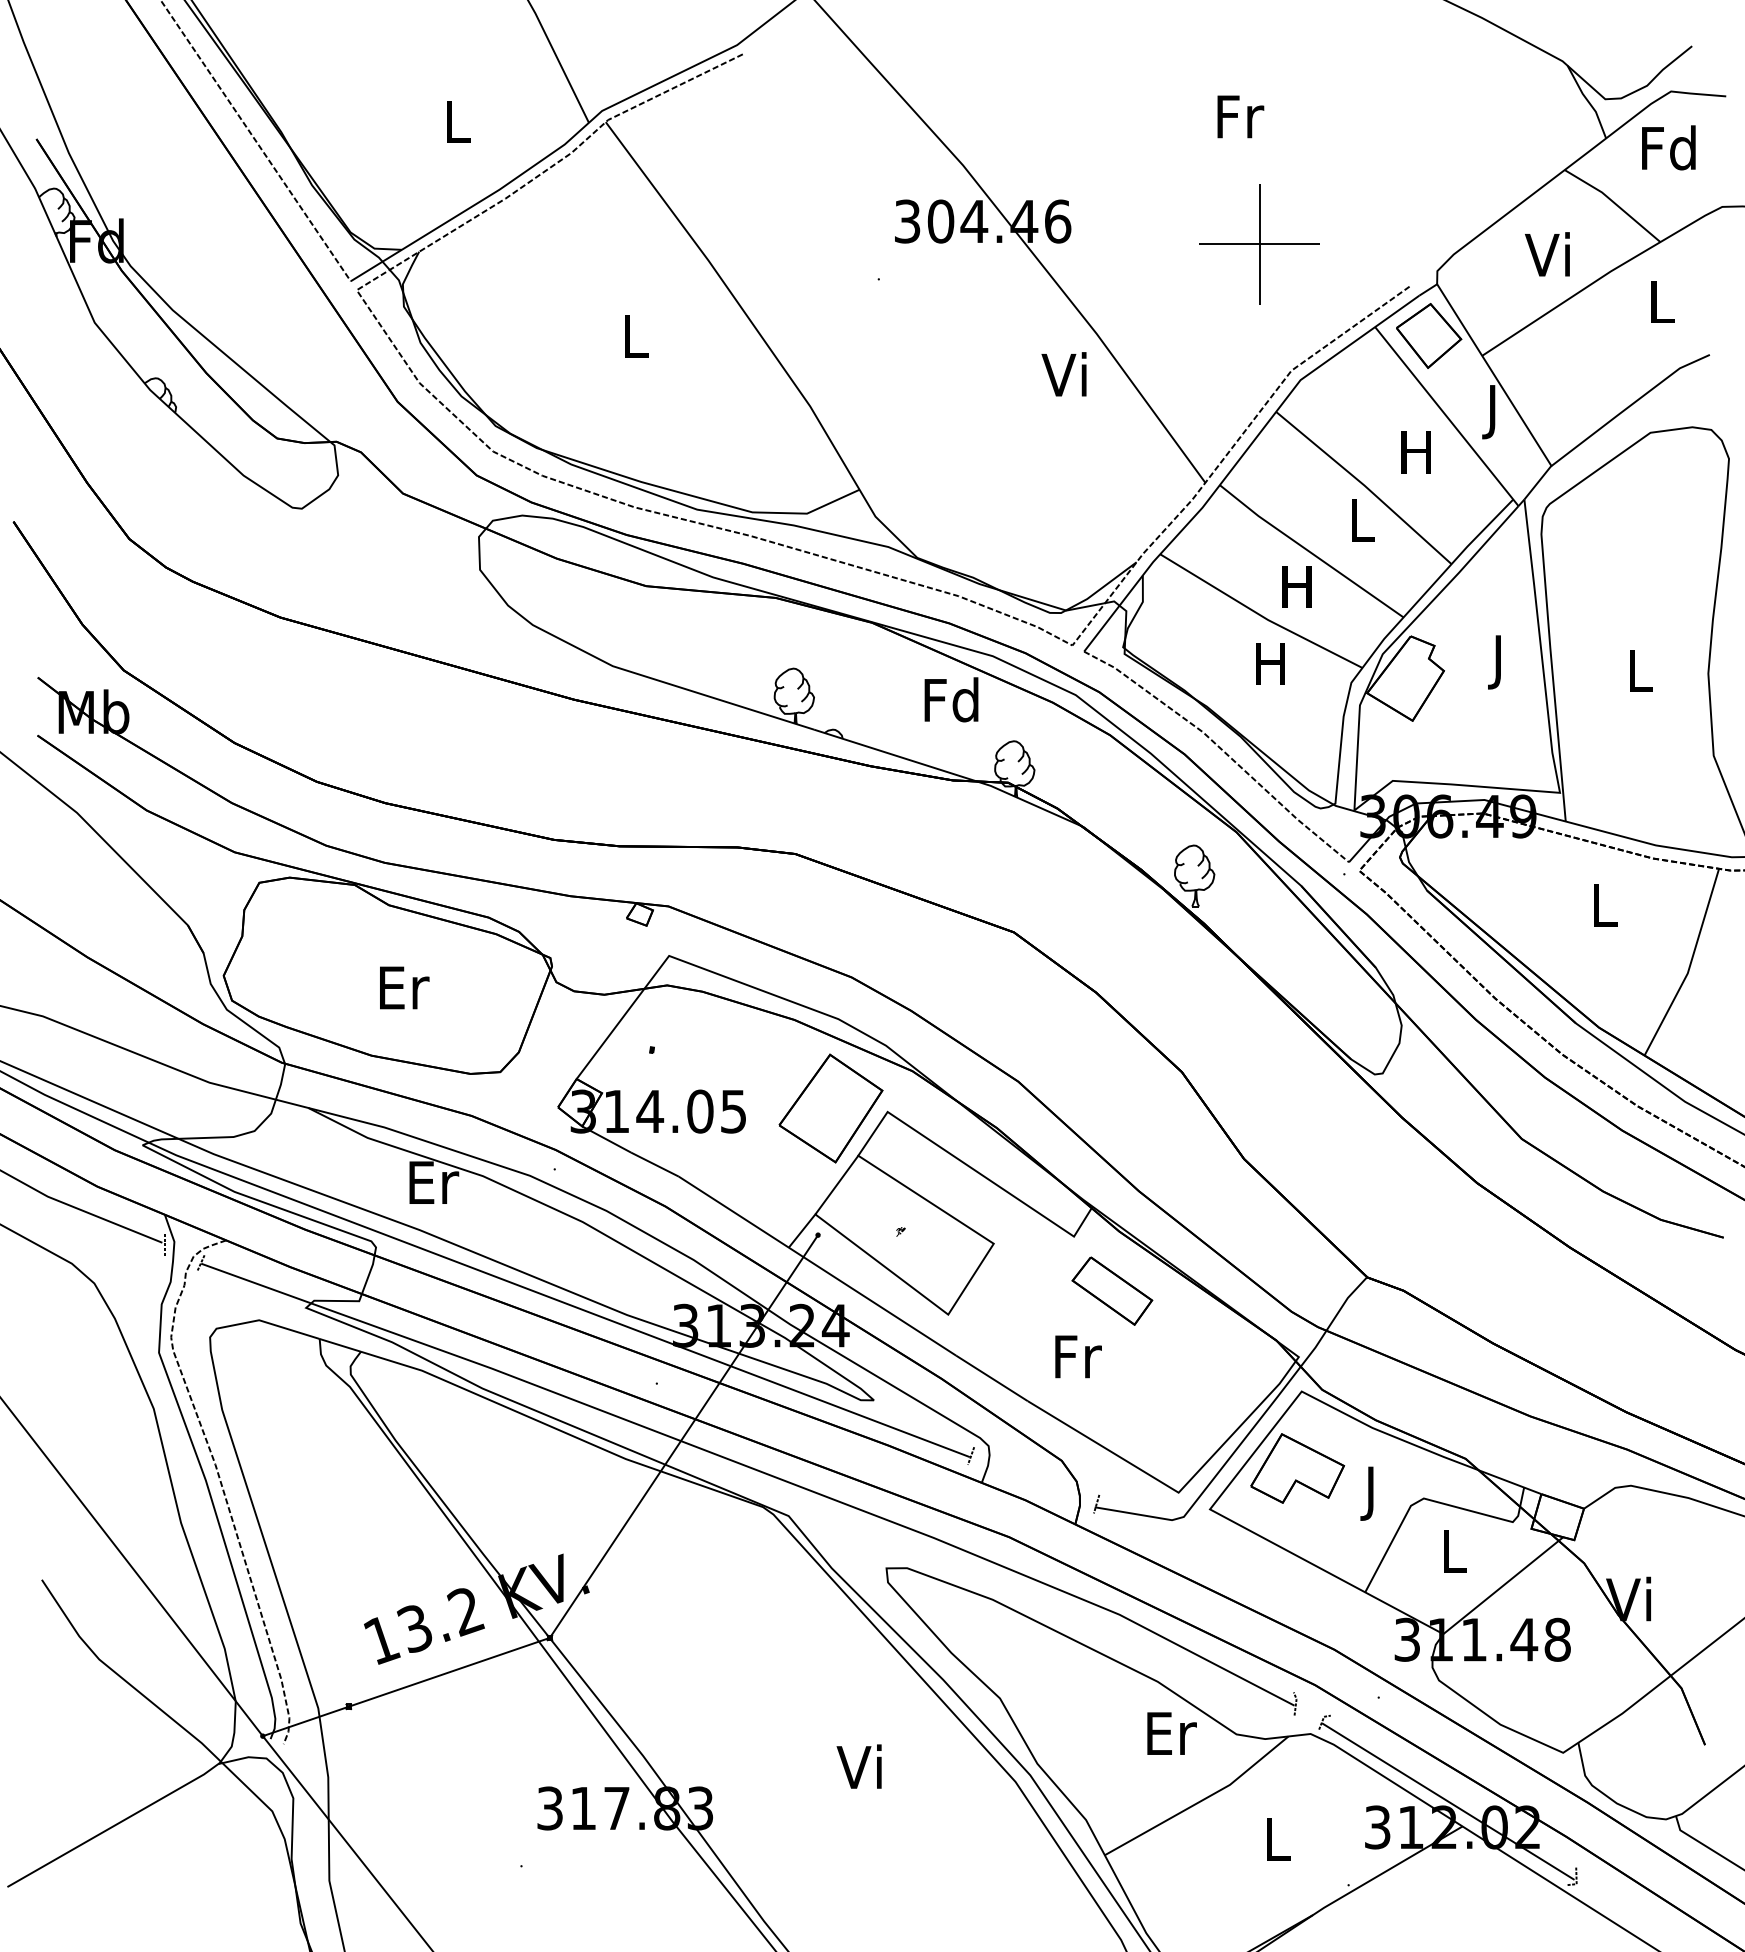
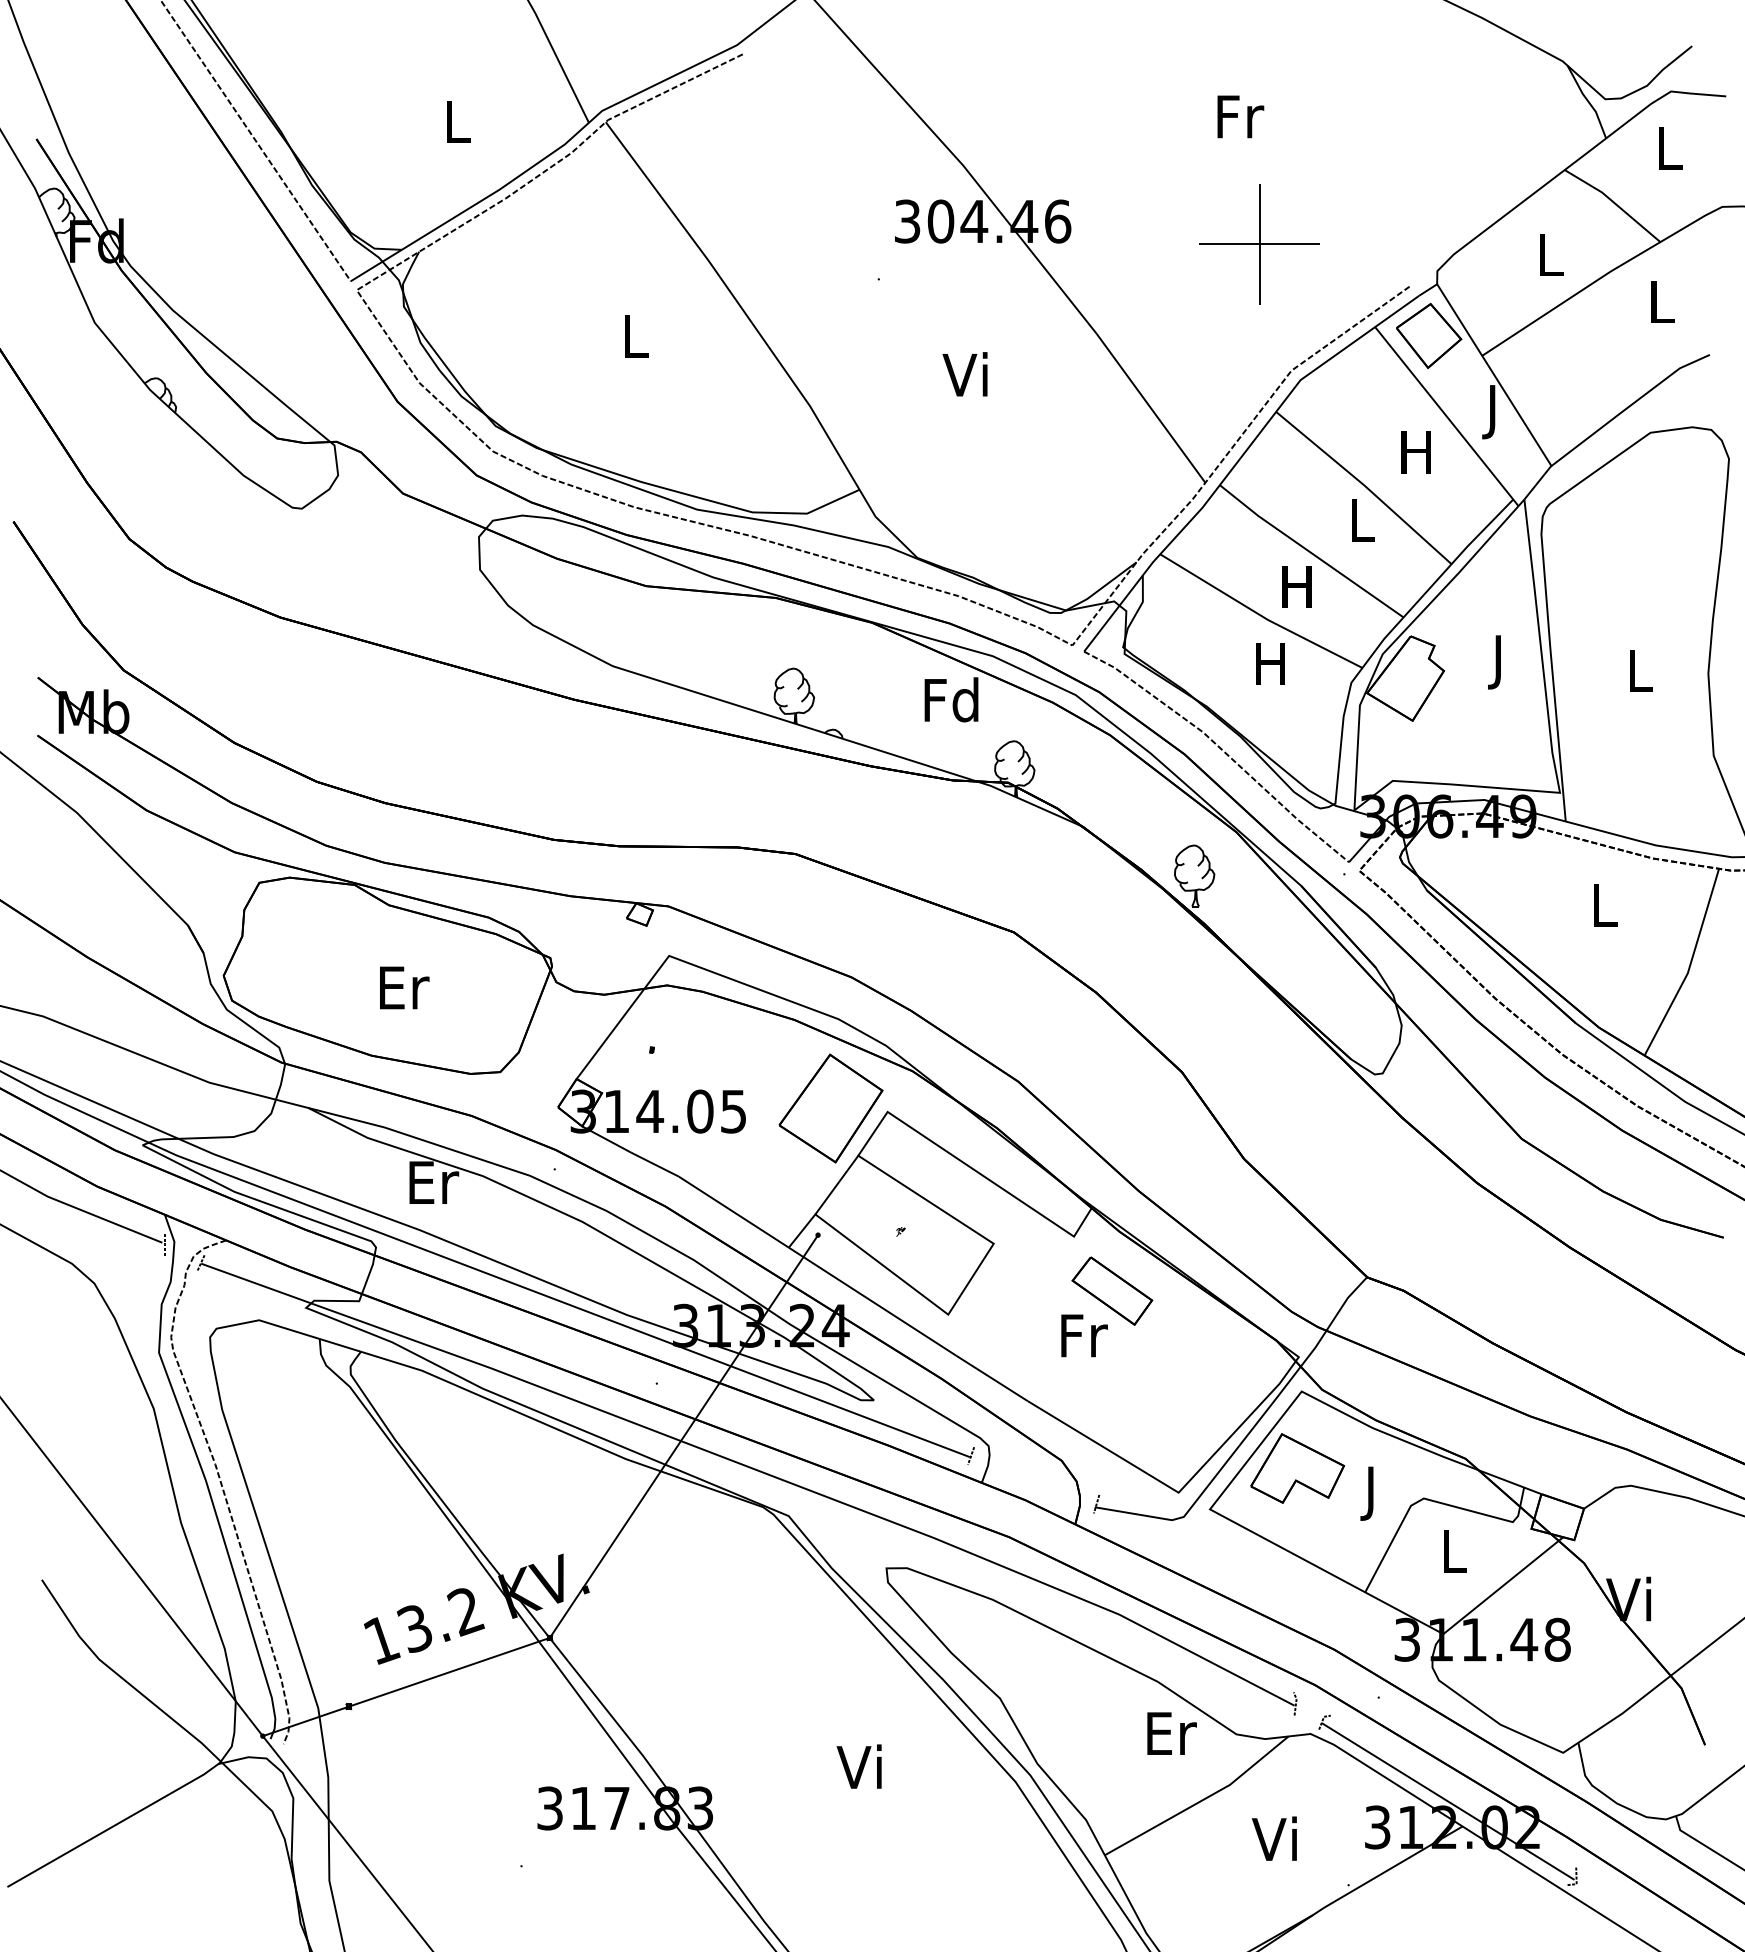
text: Fd -> L (1668, 147)
text: Vi -> L (1547, 254)
text position: (1063, 374) -> (964, 374) (964, 374)
text position: (1078, 1356) -> (1084, 1335) (1084, 1335)
text: L -> Vi (1273, 1838)
